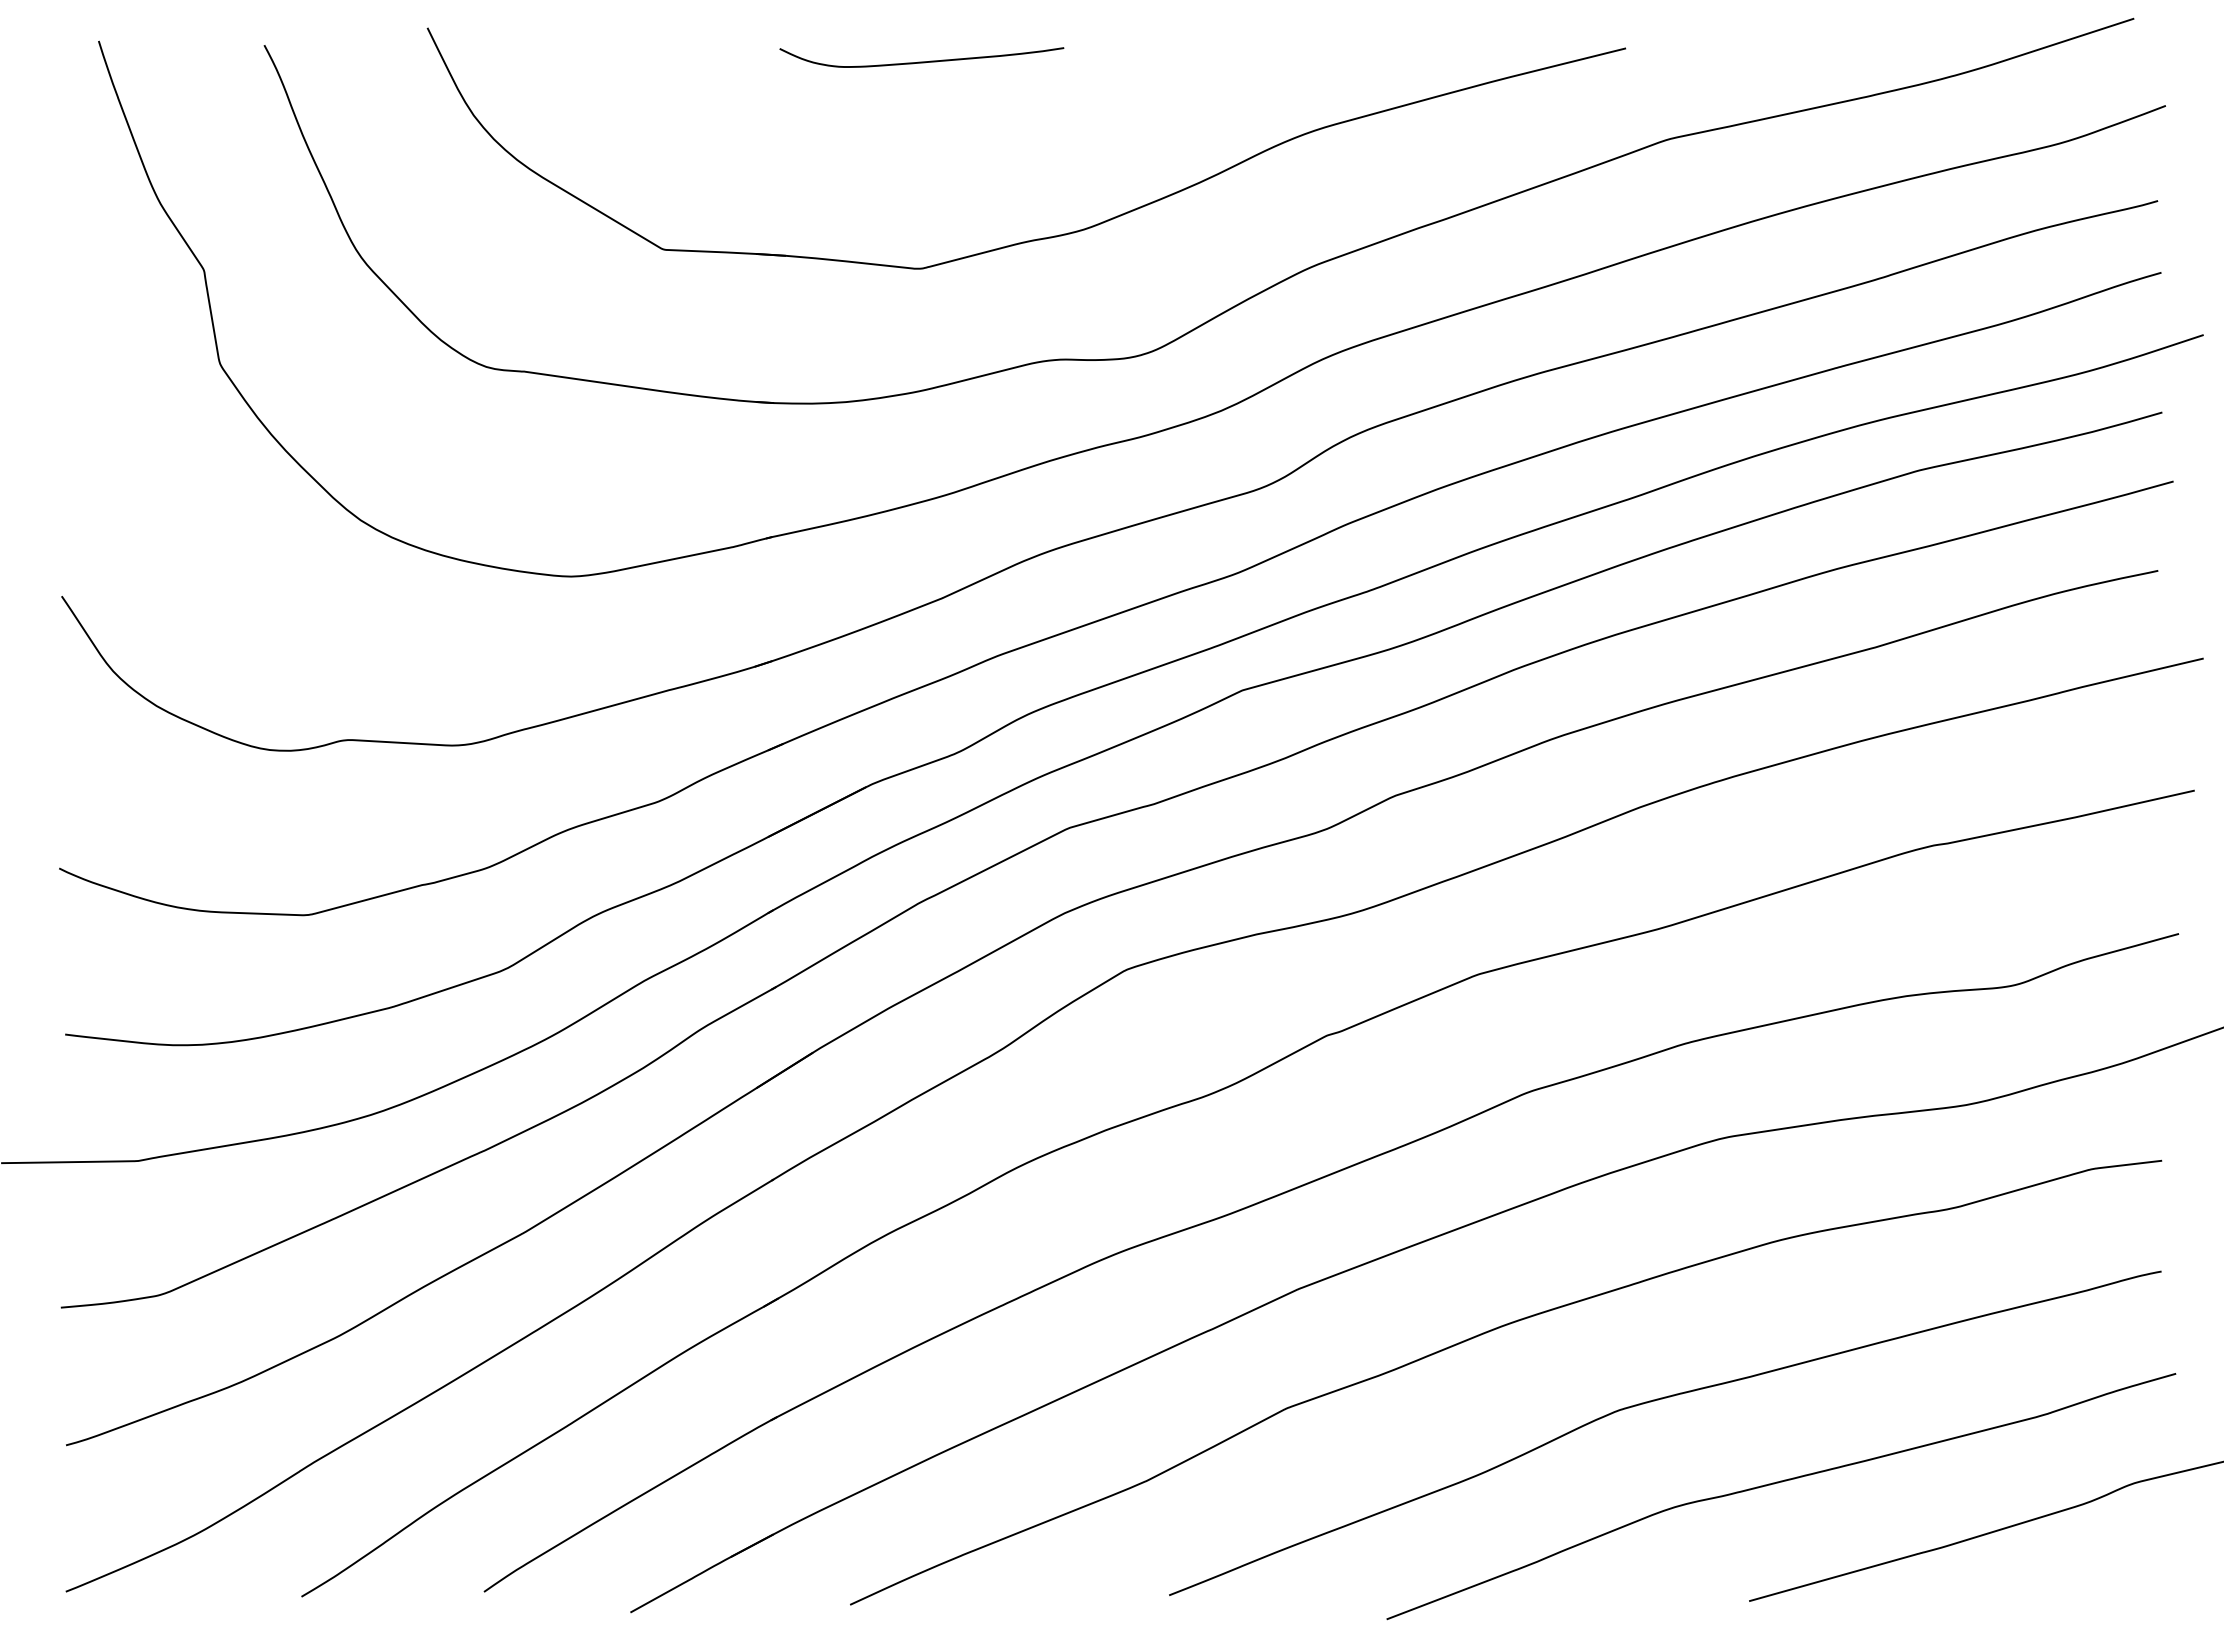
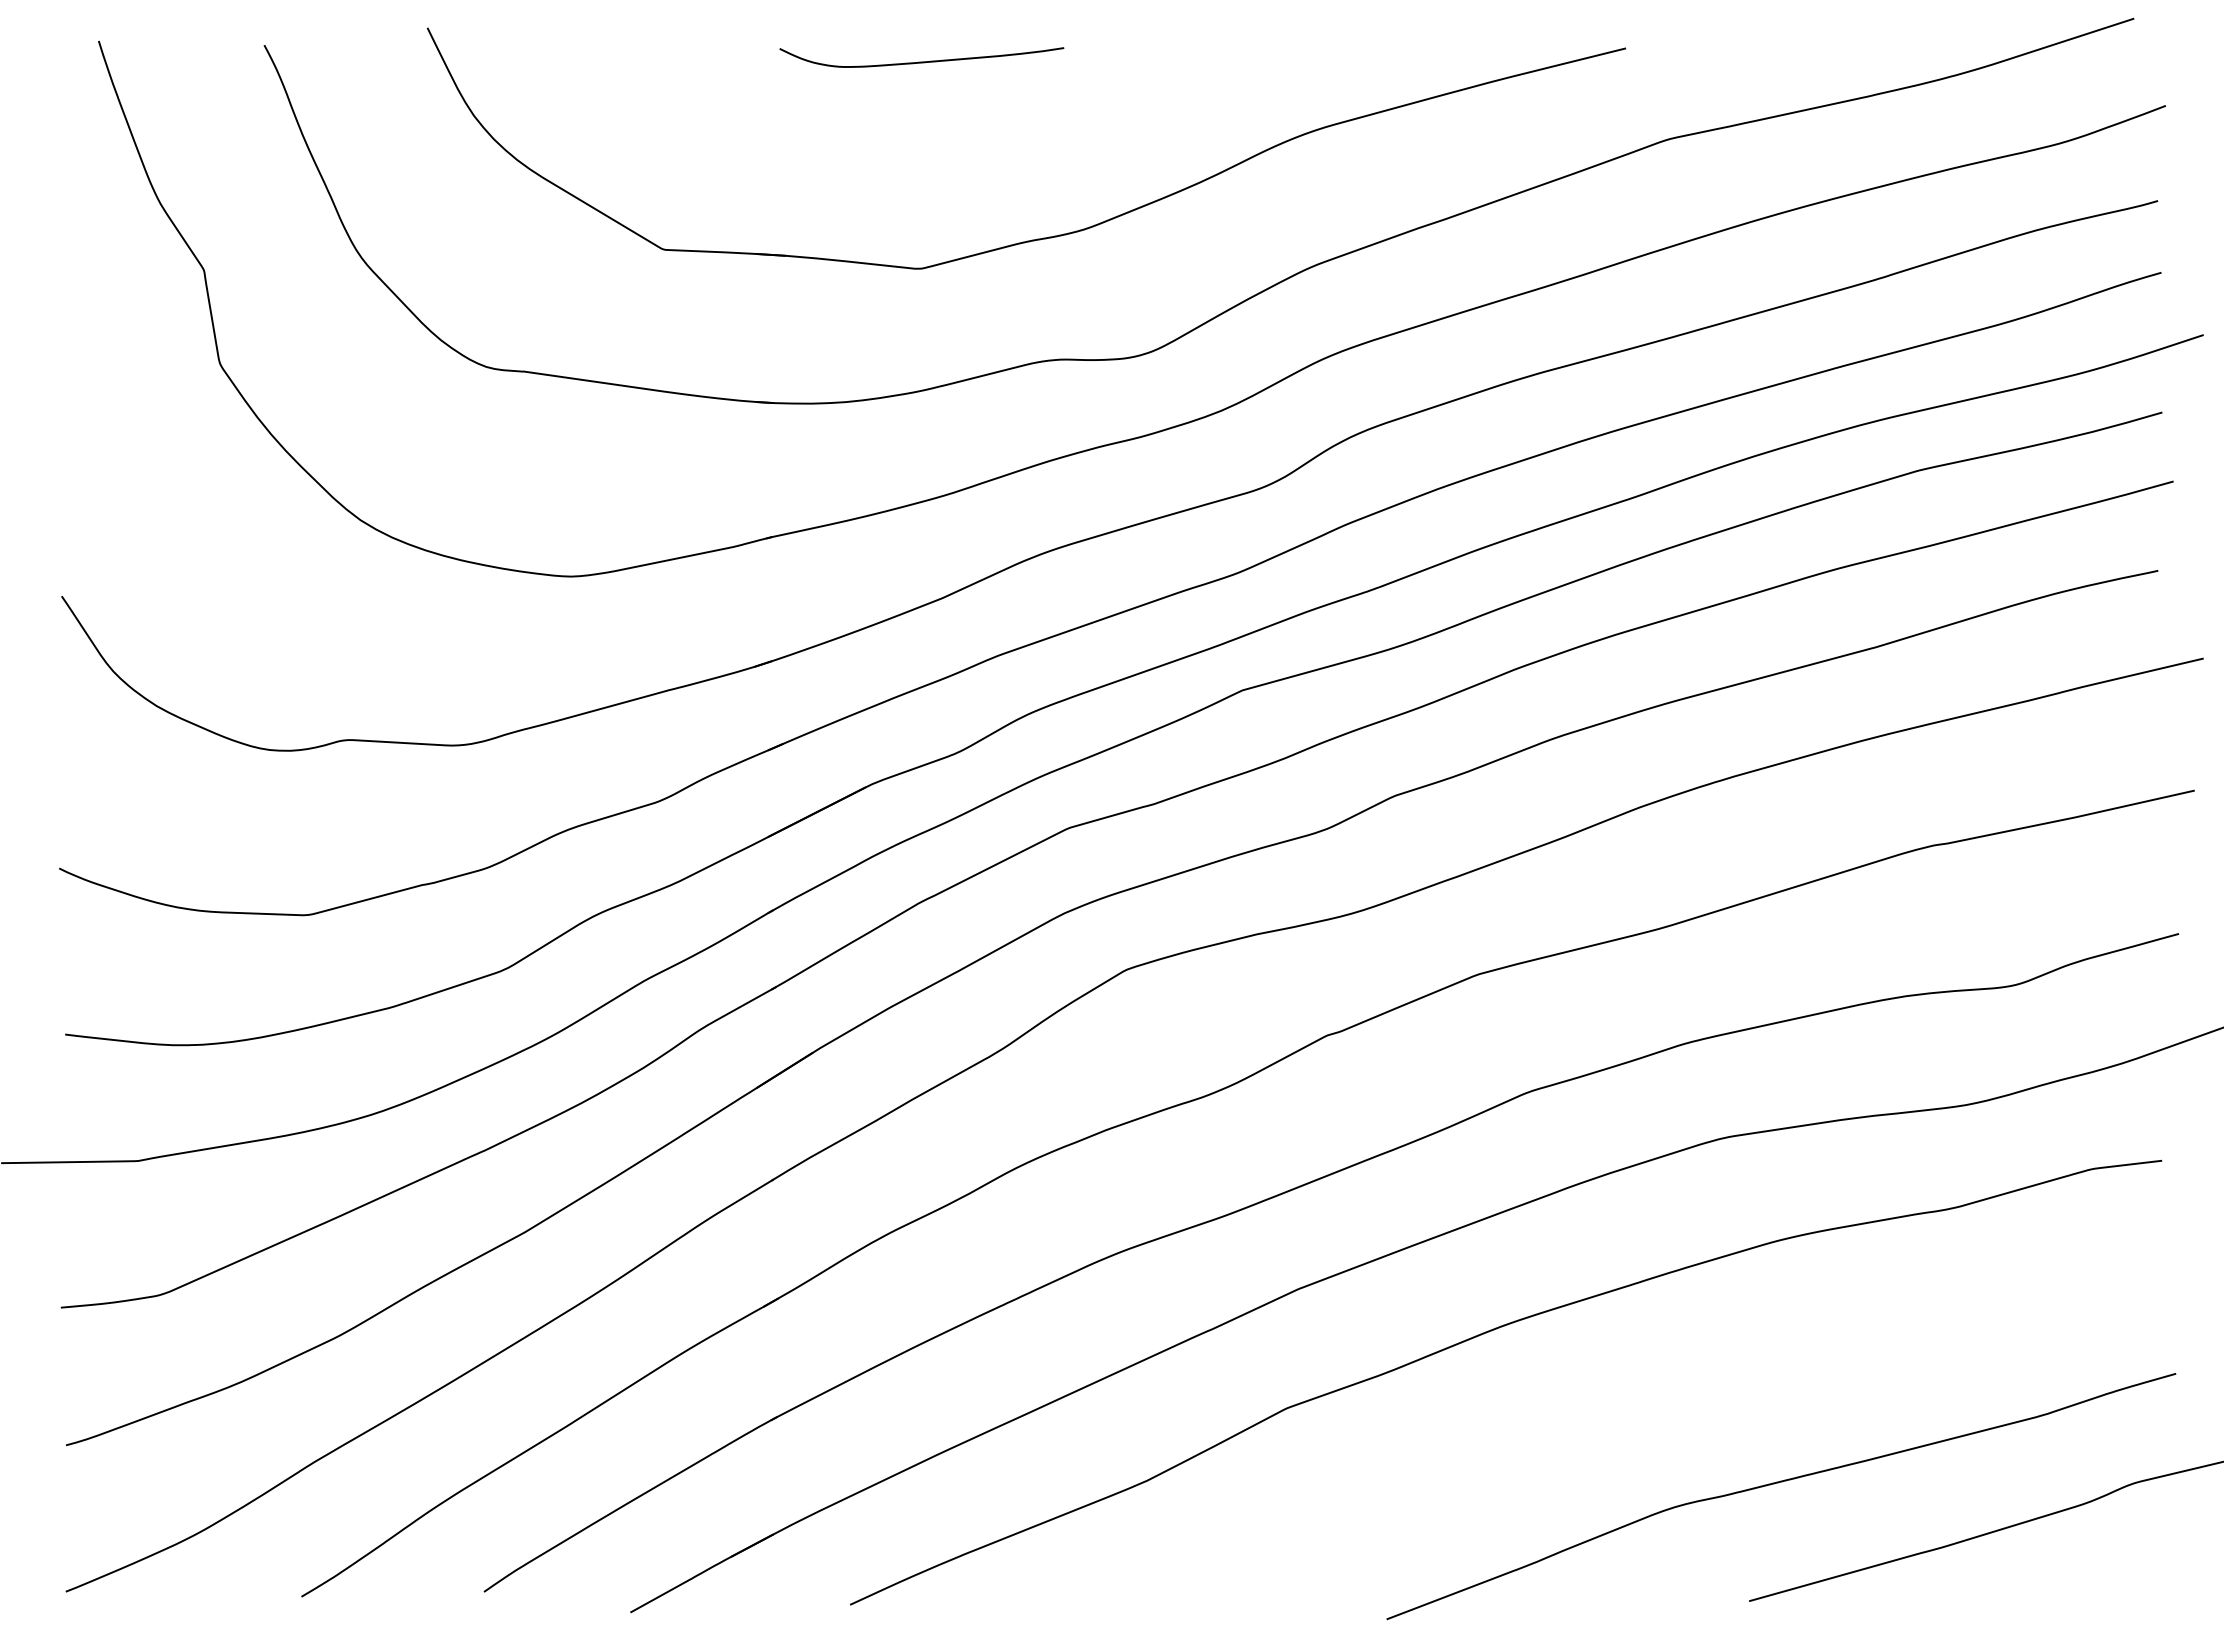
curve: present -> none (1658, 1400)
